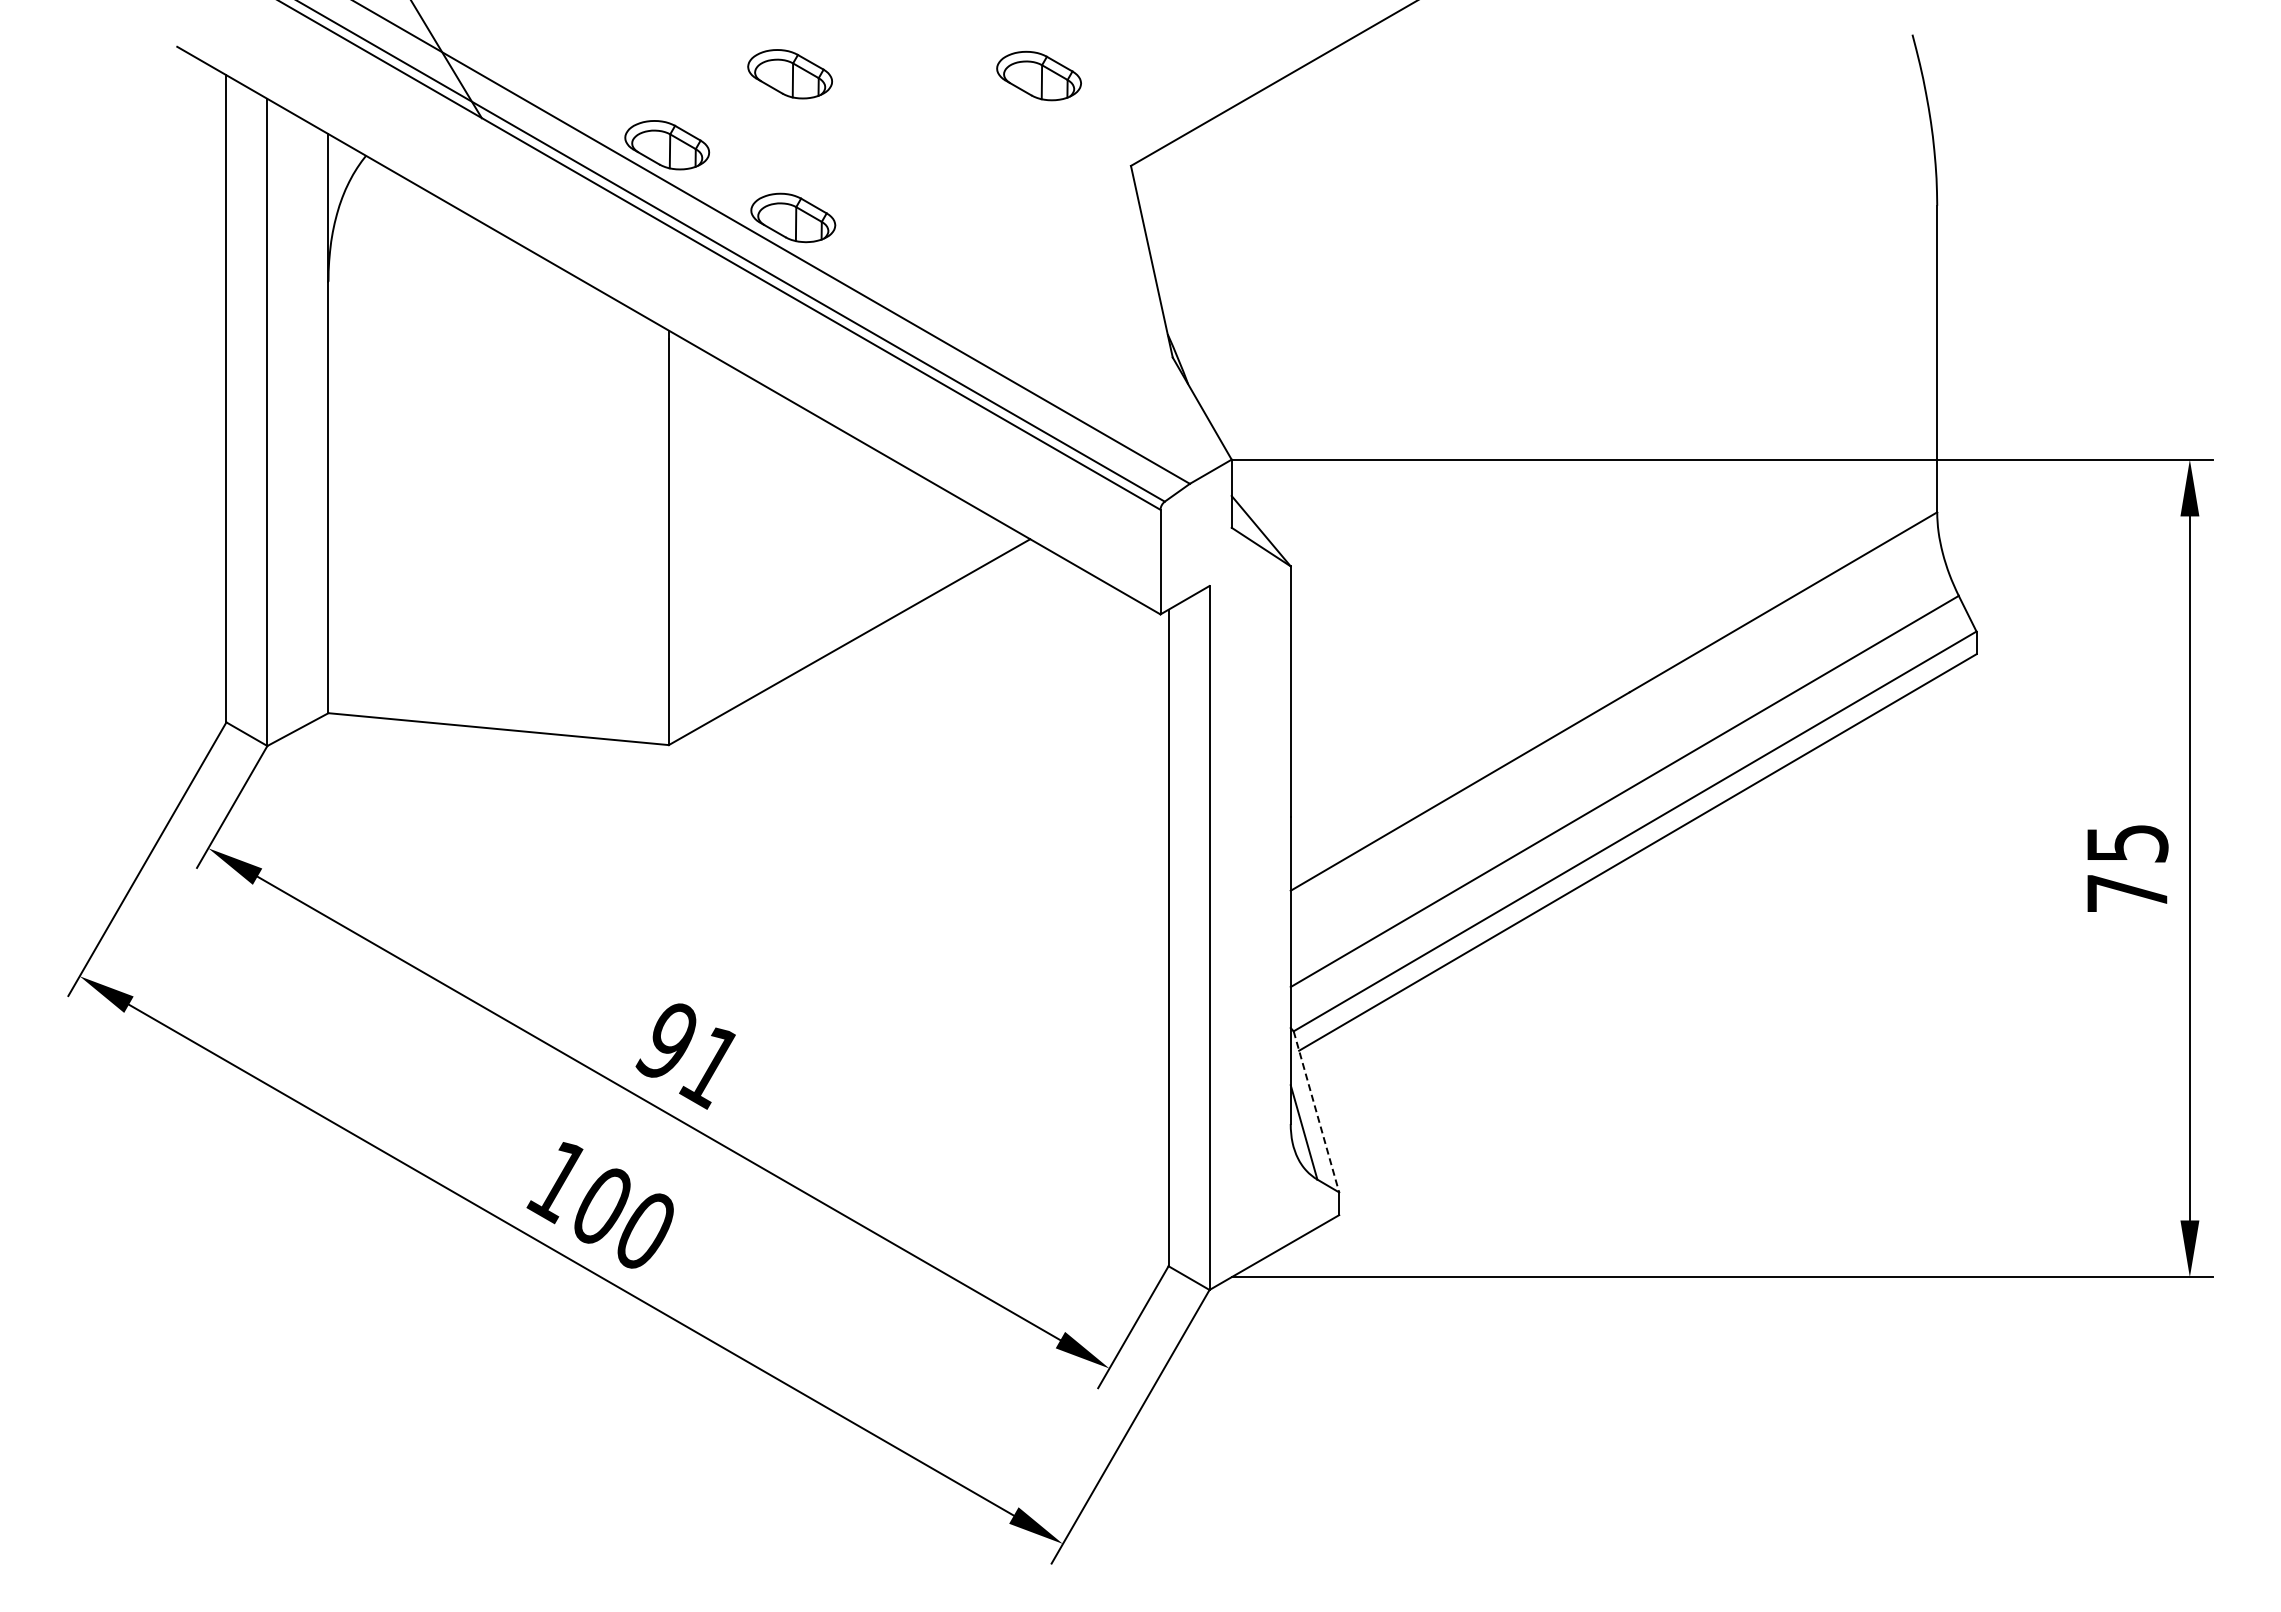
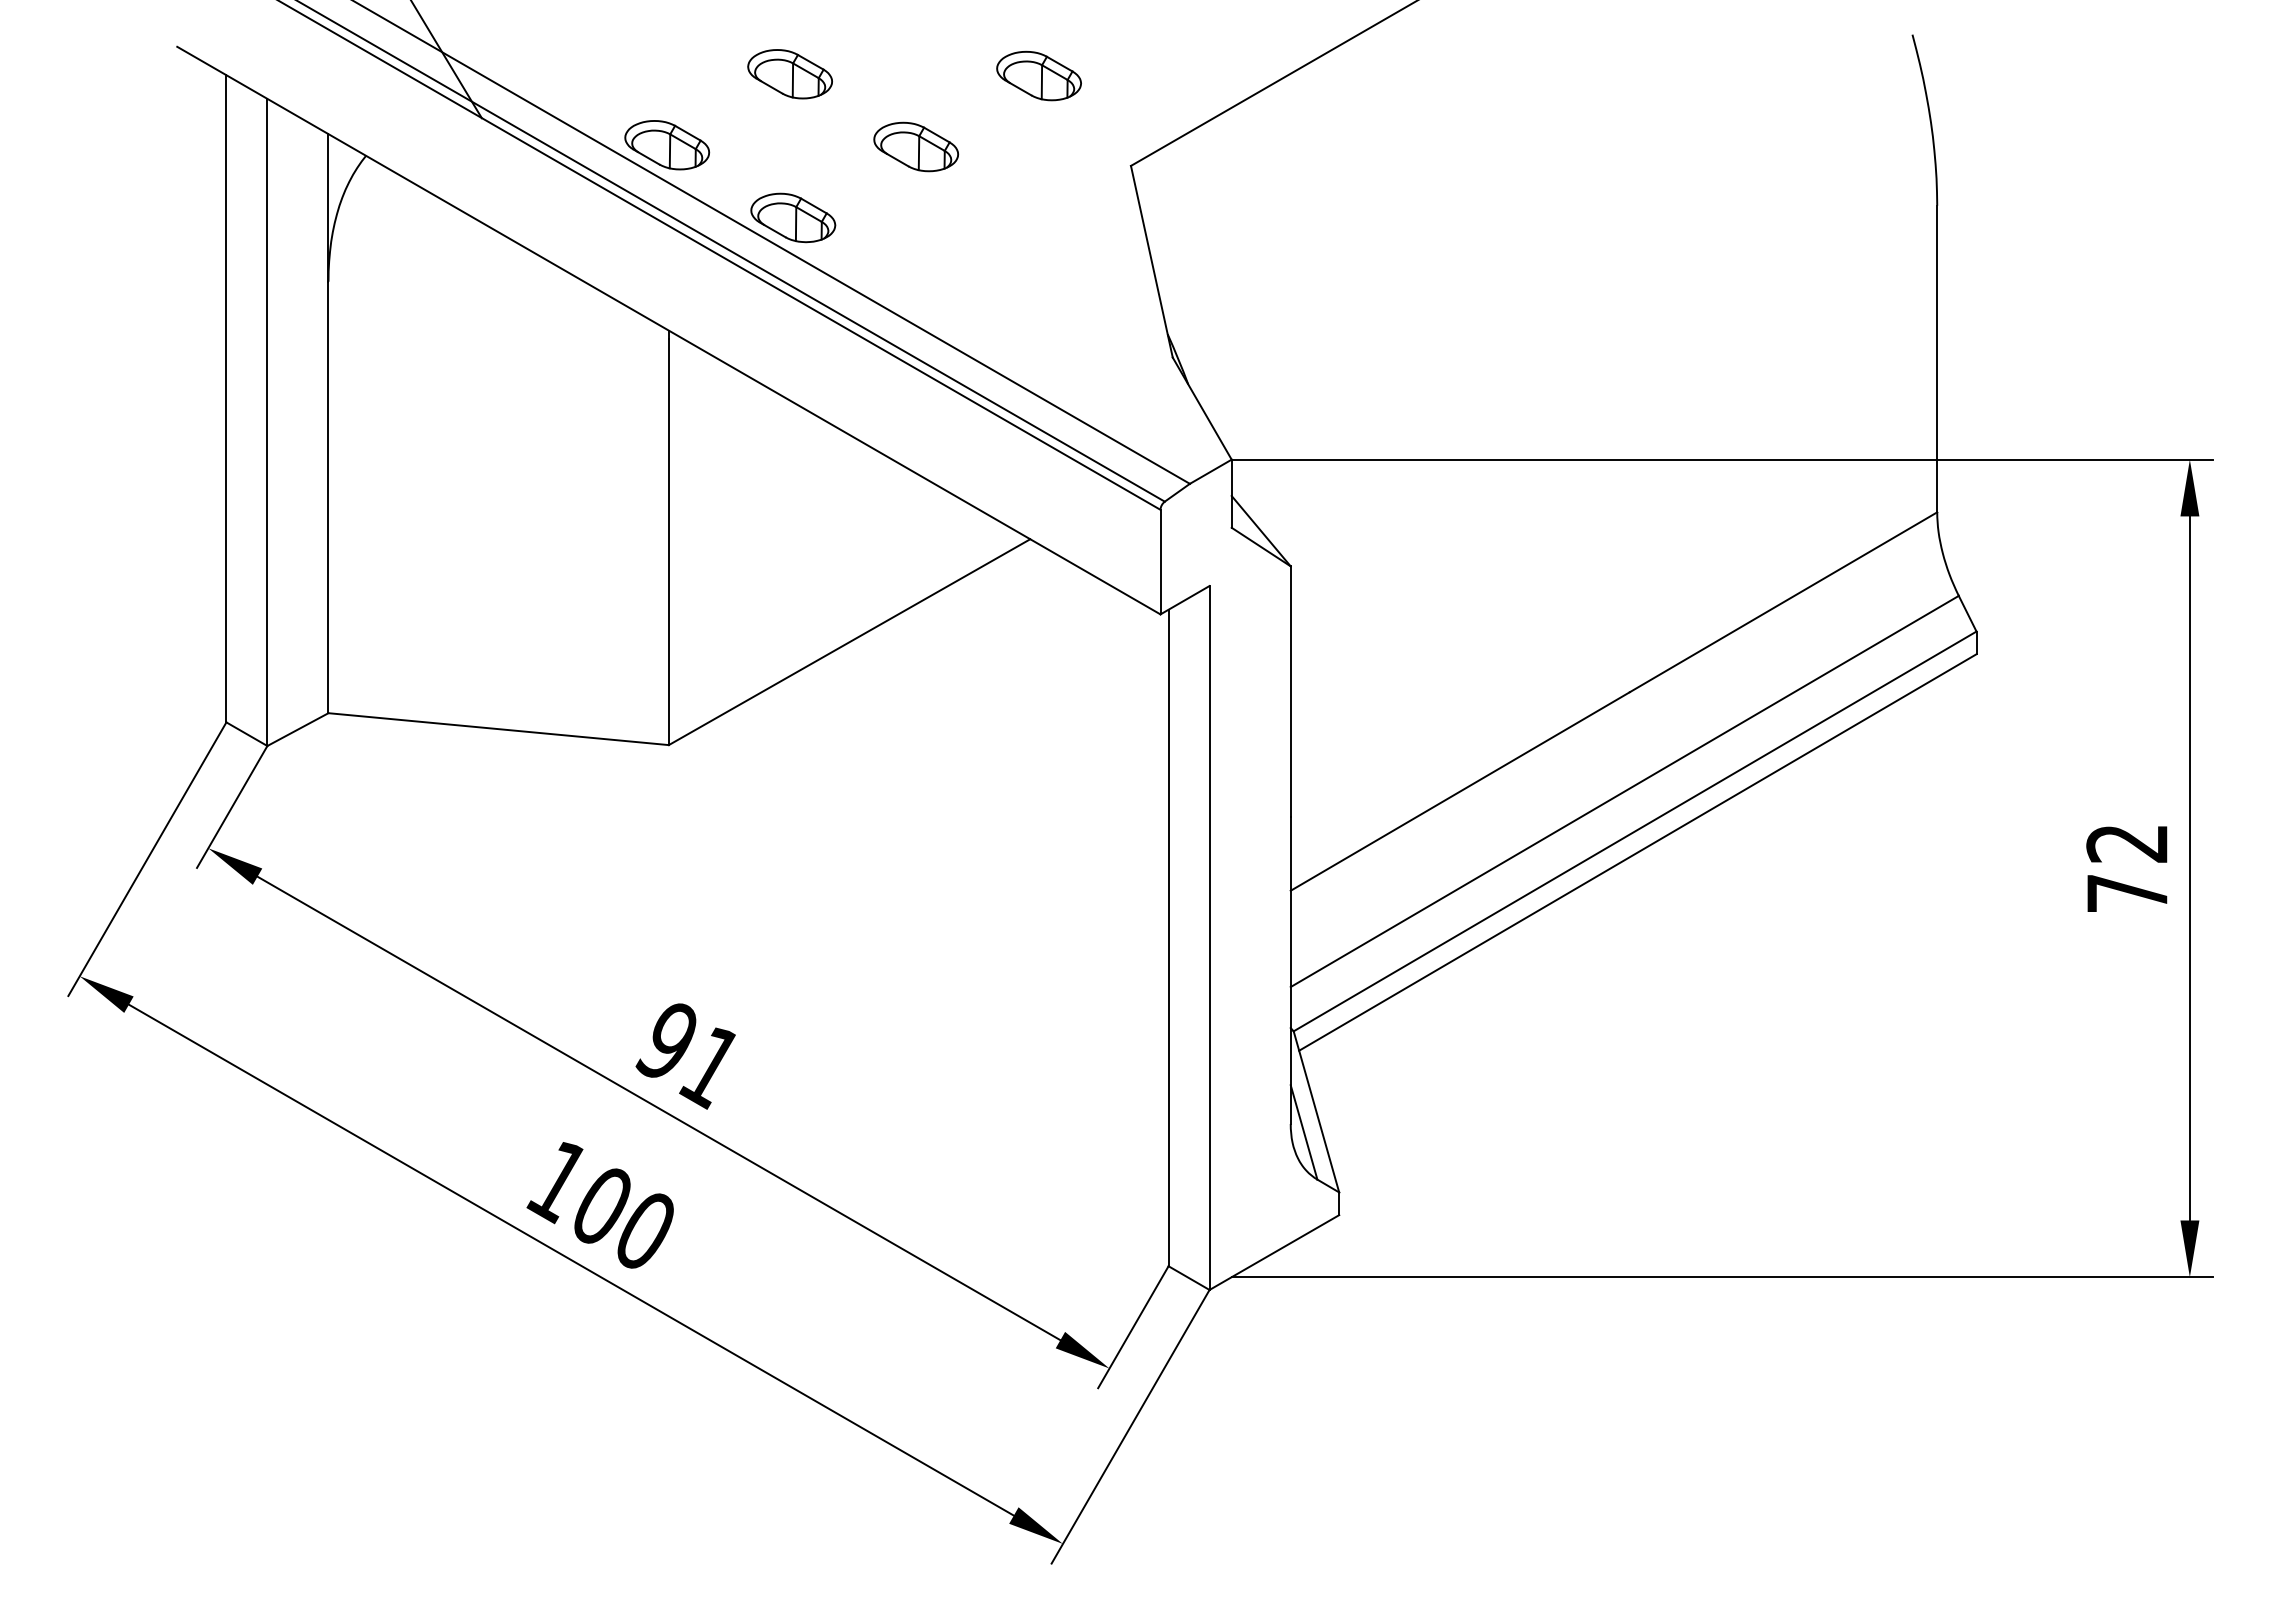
part: none -> present (916, 146)
text: 75 -> 72 (2127, 843)
line: dashed -> solid (1316, 1111)
